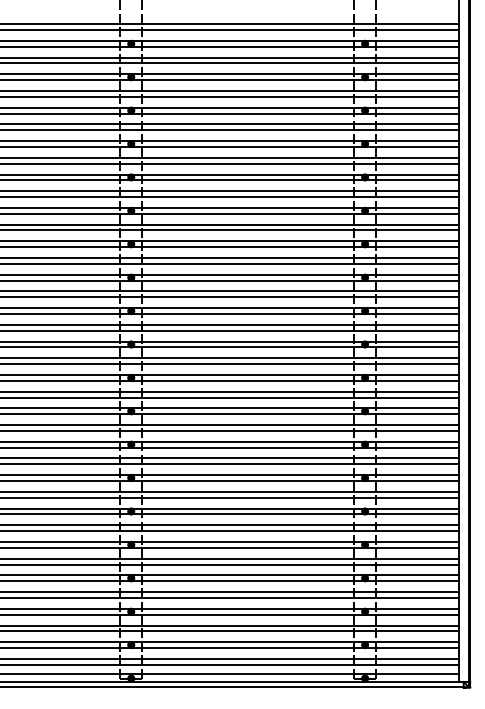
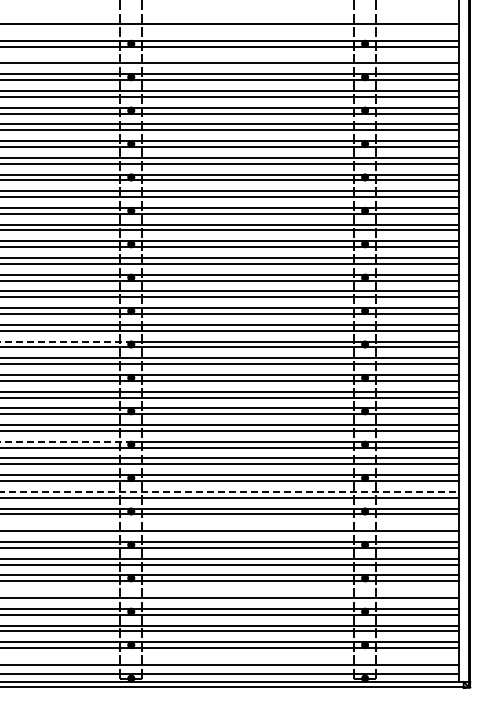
line: present -> none (230, 30)
line: present -> none (230, 57)
line: solid -> dashed (65, 341)
line: solid -> dashed (65, 441)
line: solid -> dashed (230, 491)
line: present -> none (230, 525)
line: present -> none (230, 592)
line: present -> none (230, 658)
